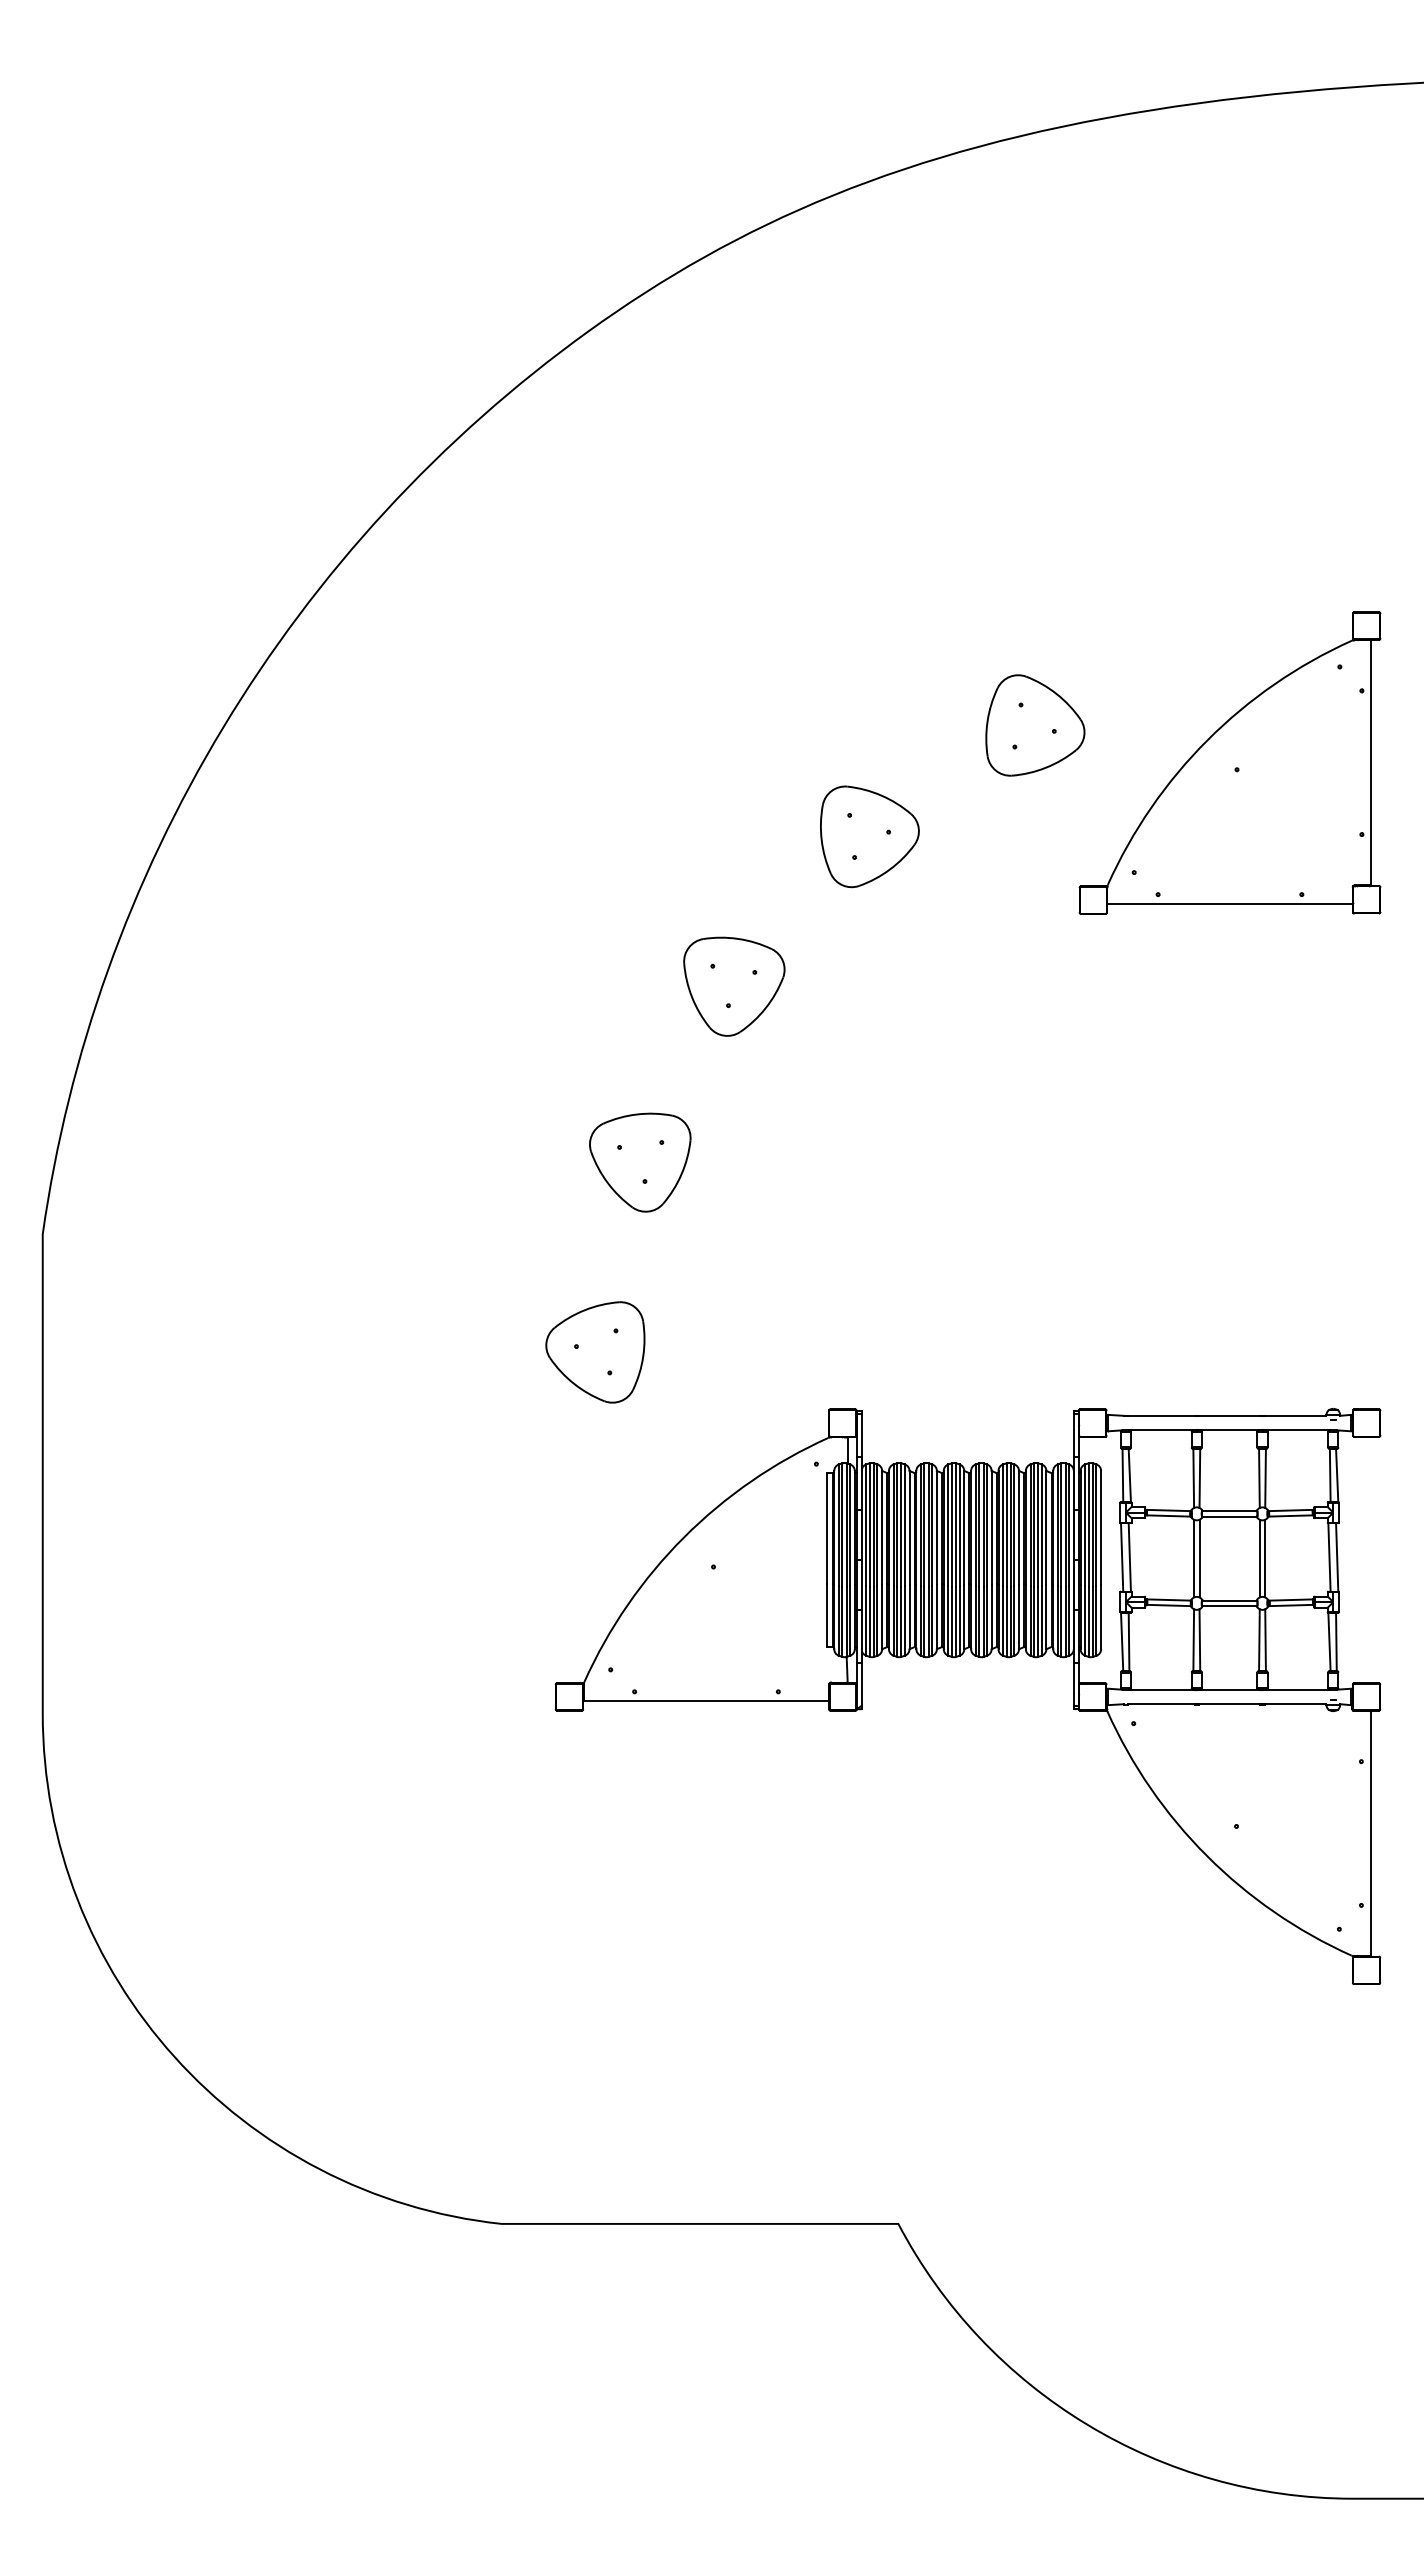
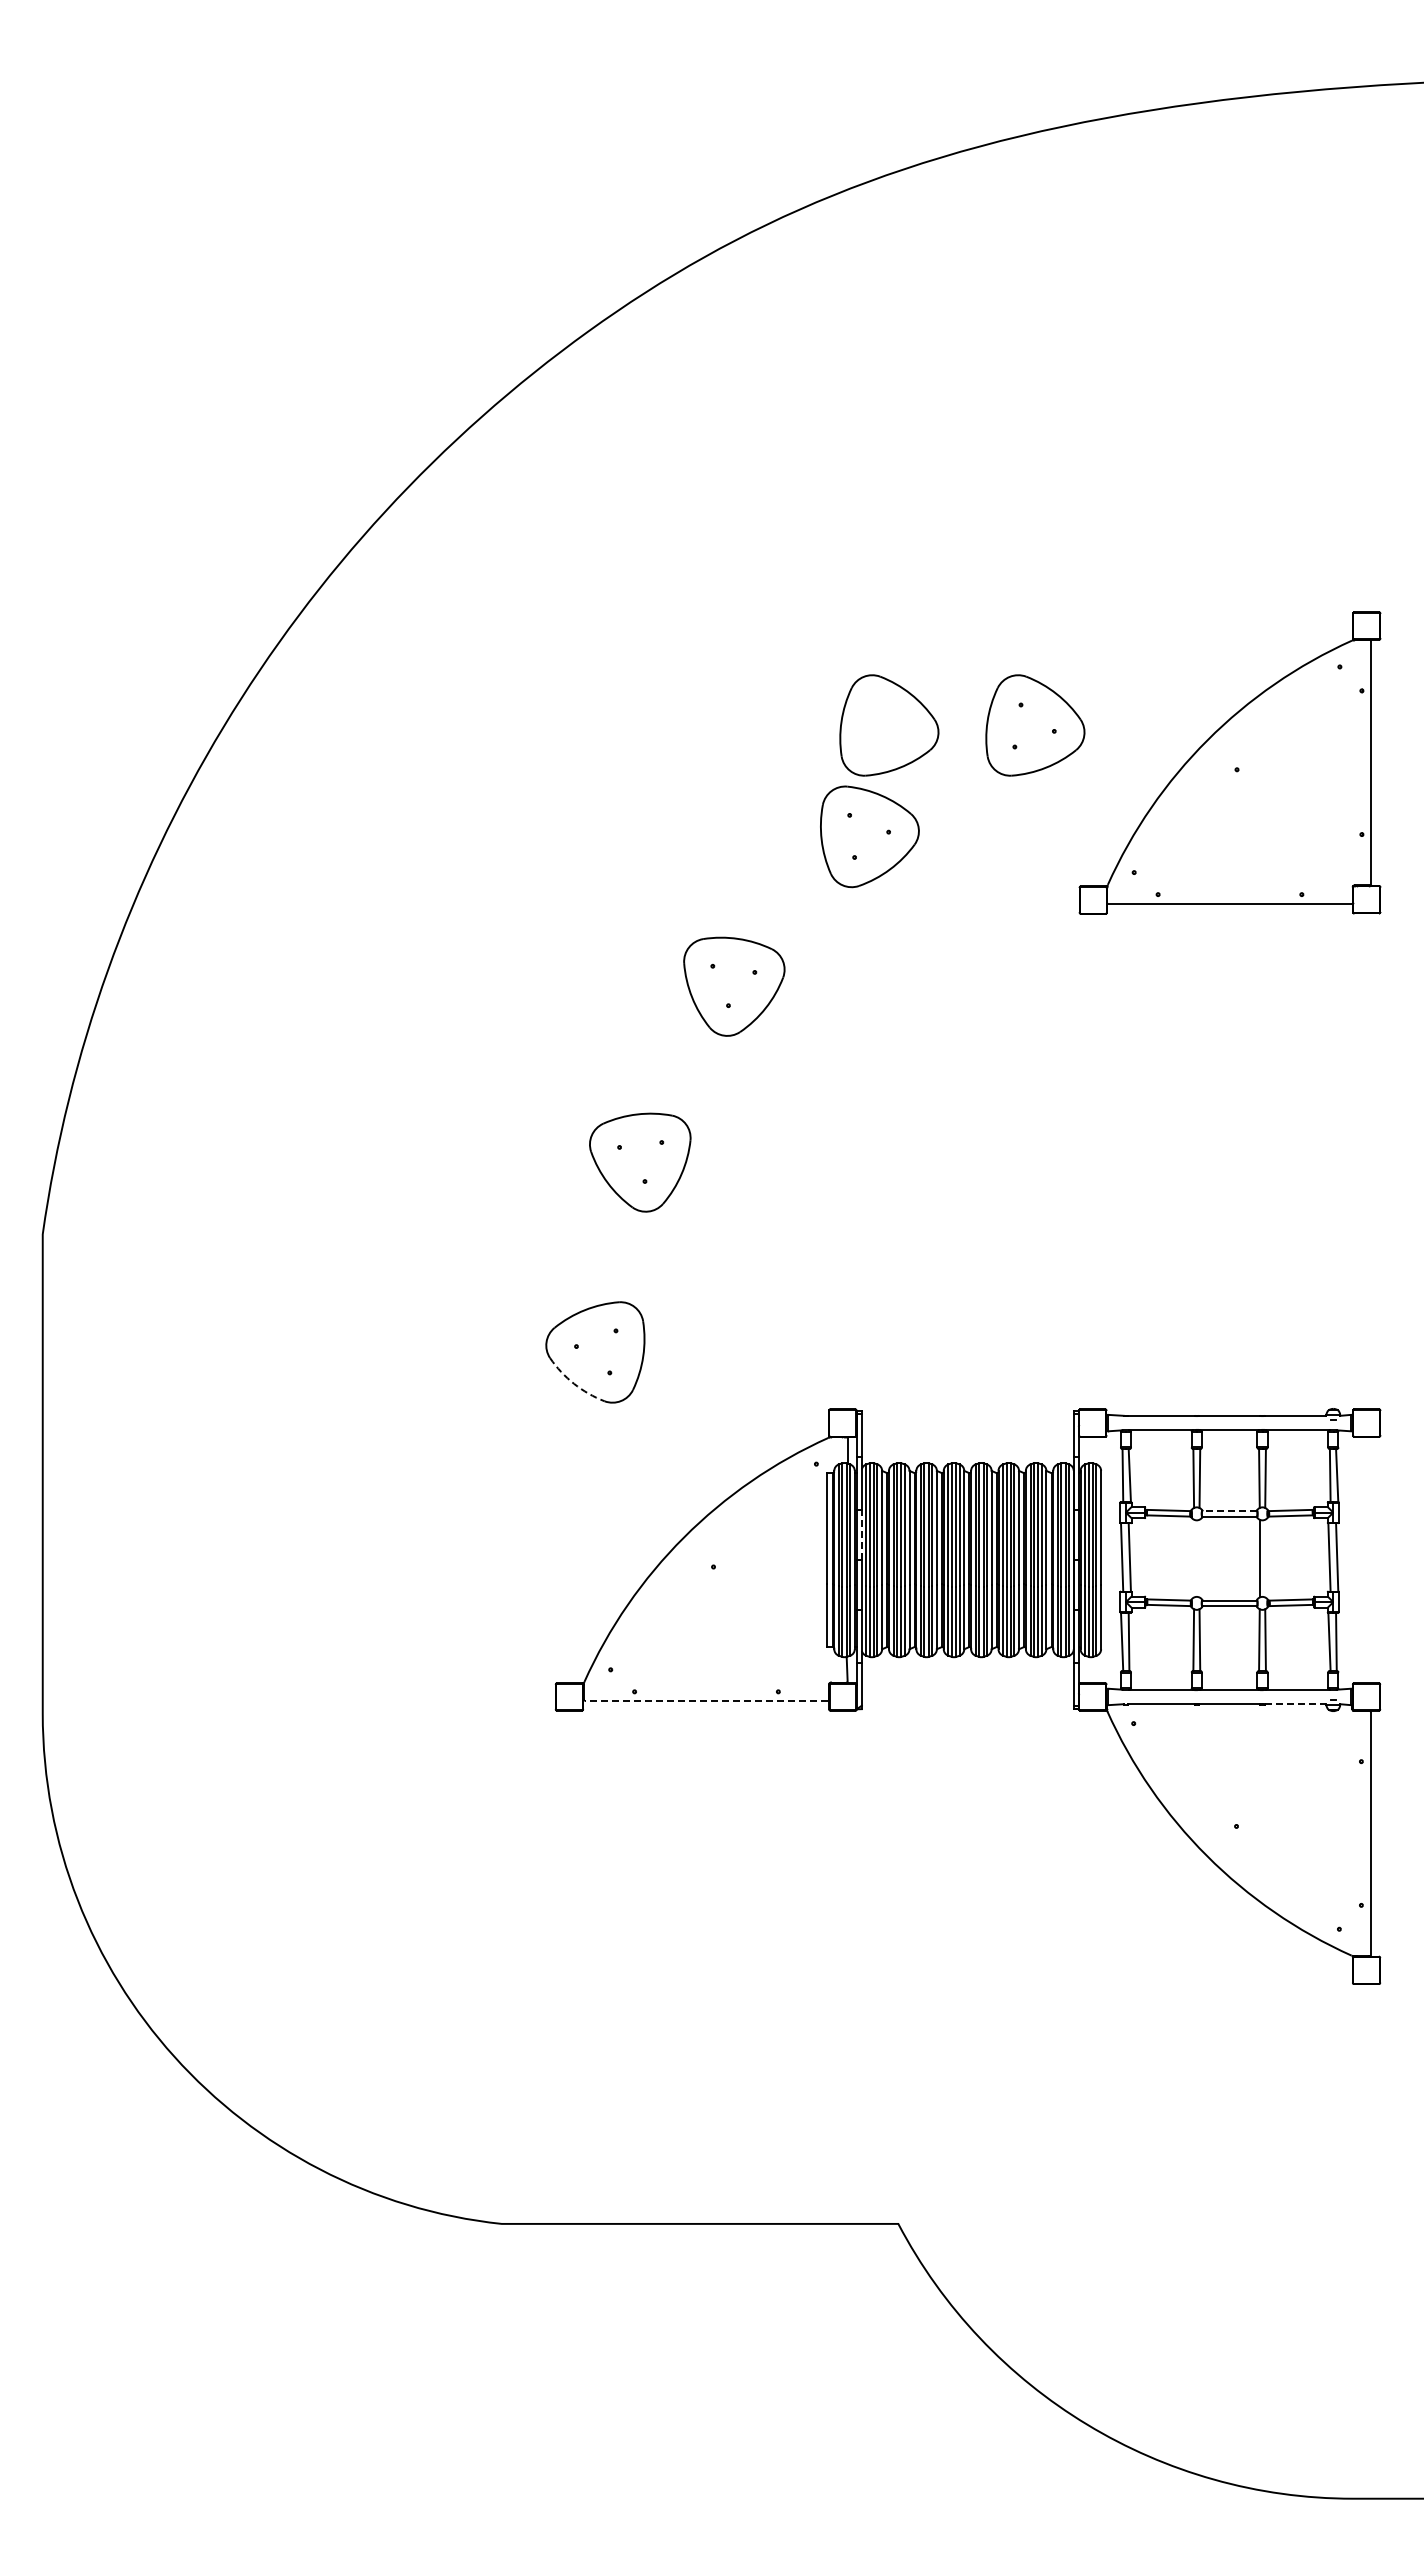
part: none -> present (889, 725)
arc: solid -> dashed (574, 1383)
line: solid -> dashed (1229, 1511)
line: solid -> dashed (861, 1534)
line: present -> none (1194, 1558)
line: present -> none (1199, 1558)
line: present -> none (1265, 1558)
line: solid -> dashed (706, 1701)
line: solid -> dashed (1295, 1704)
